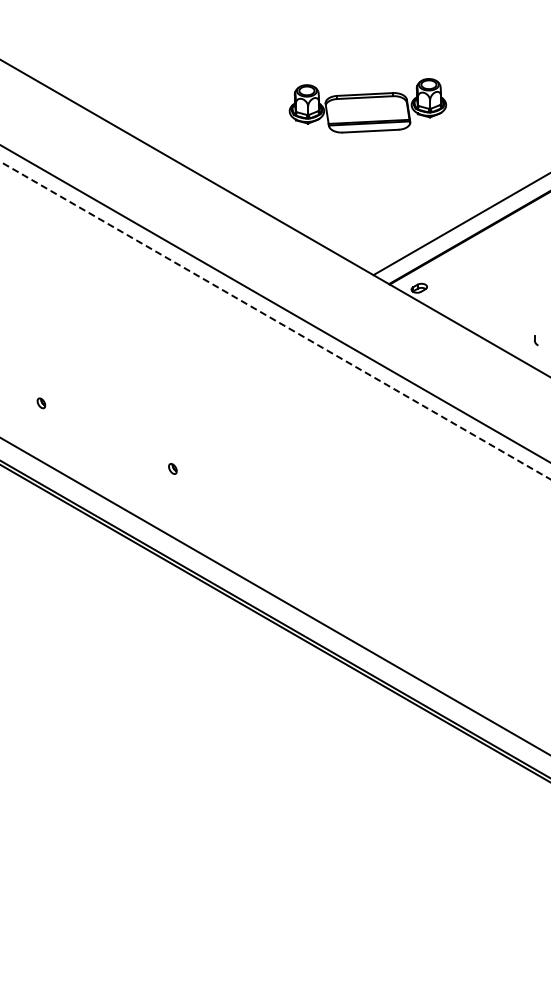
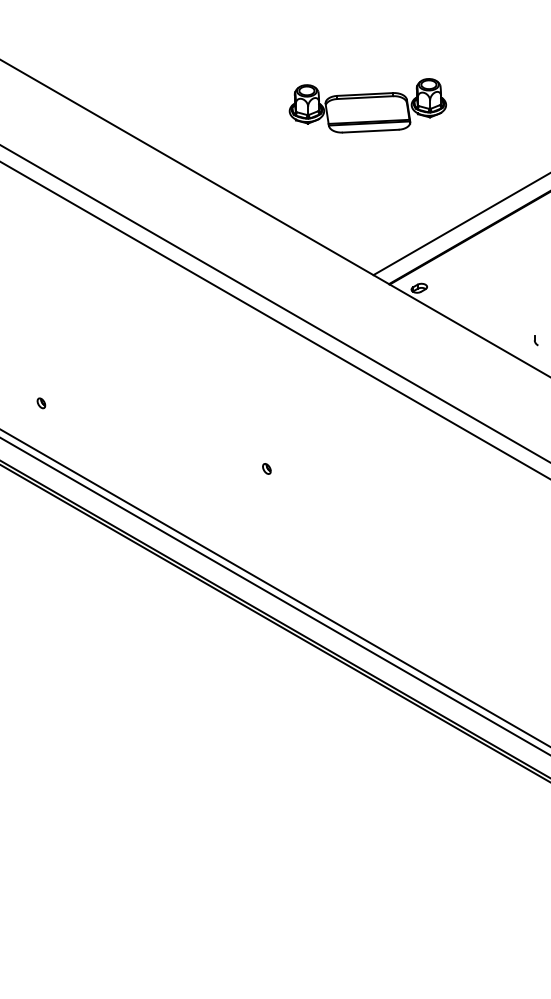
line: dashed -> solid (276, 320)
part position: (172, 468) -> (266, 468) (266, 468)
line: none -> present (274, 587)
